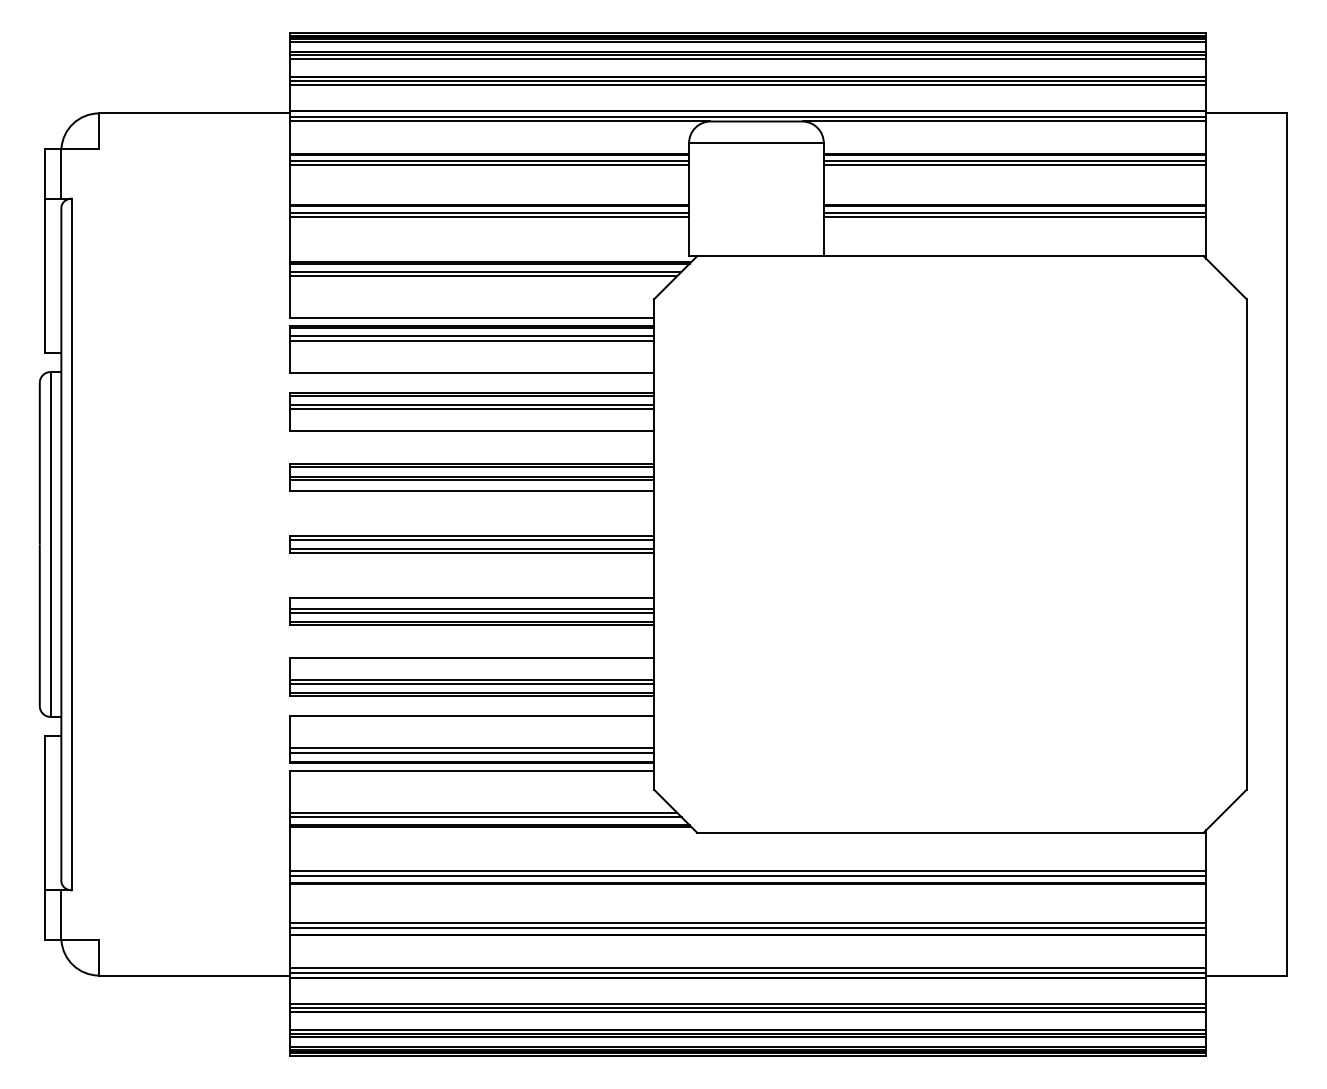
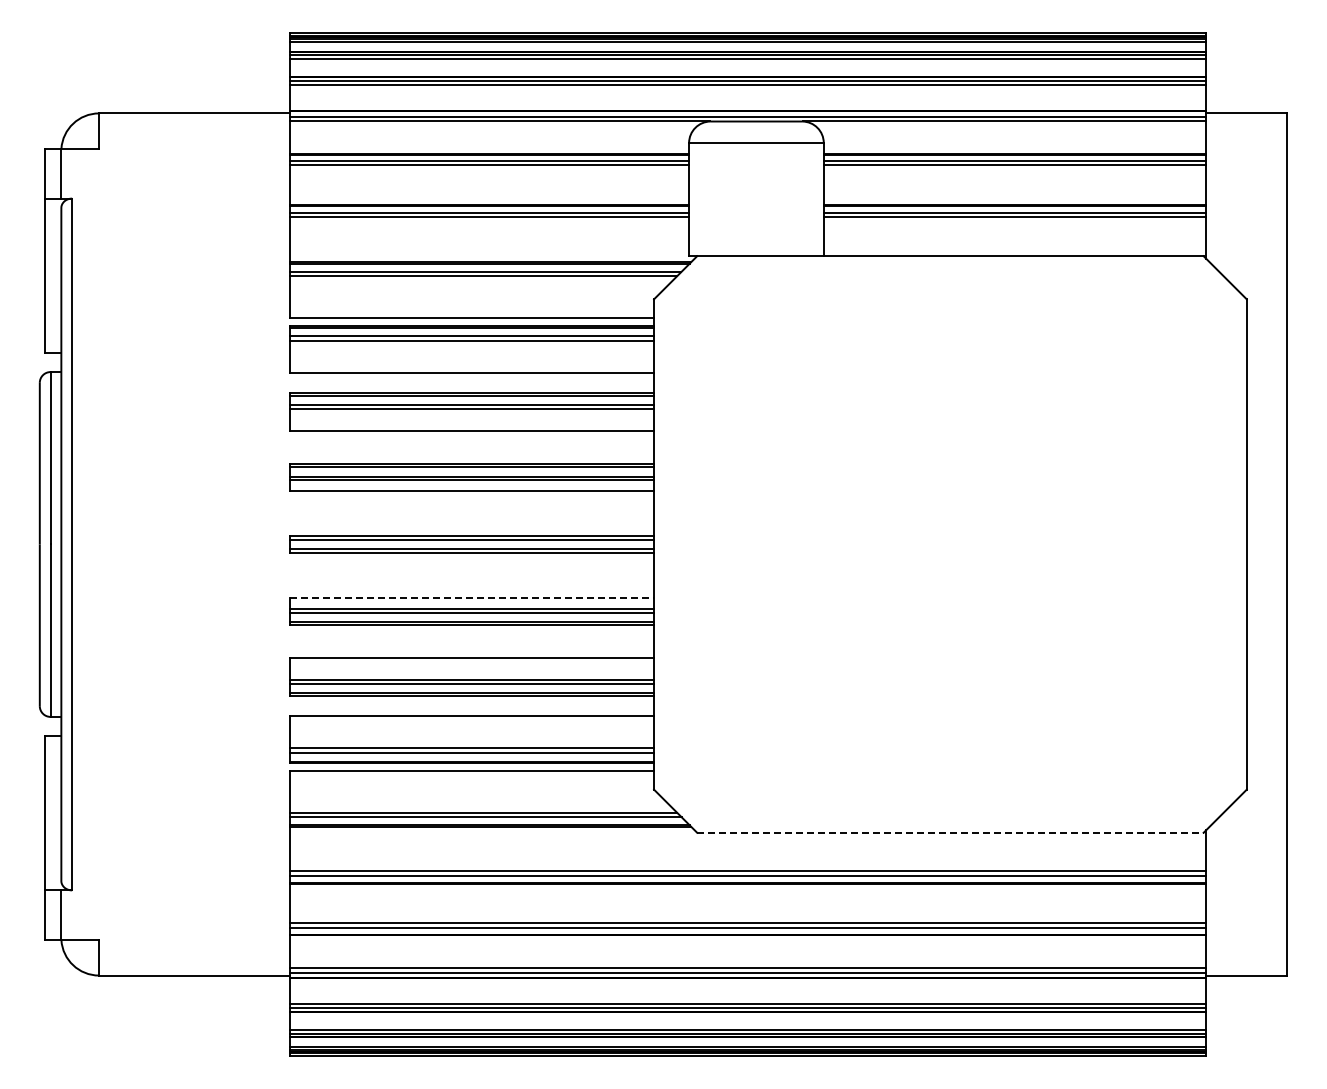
line: solid -> dashed (472, 597)
line: solid -> dashed (950, 832)
